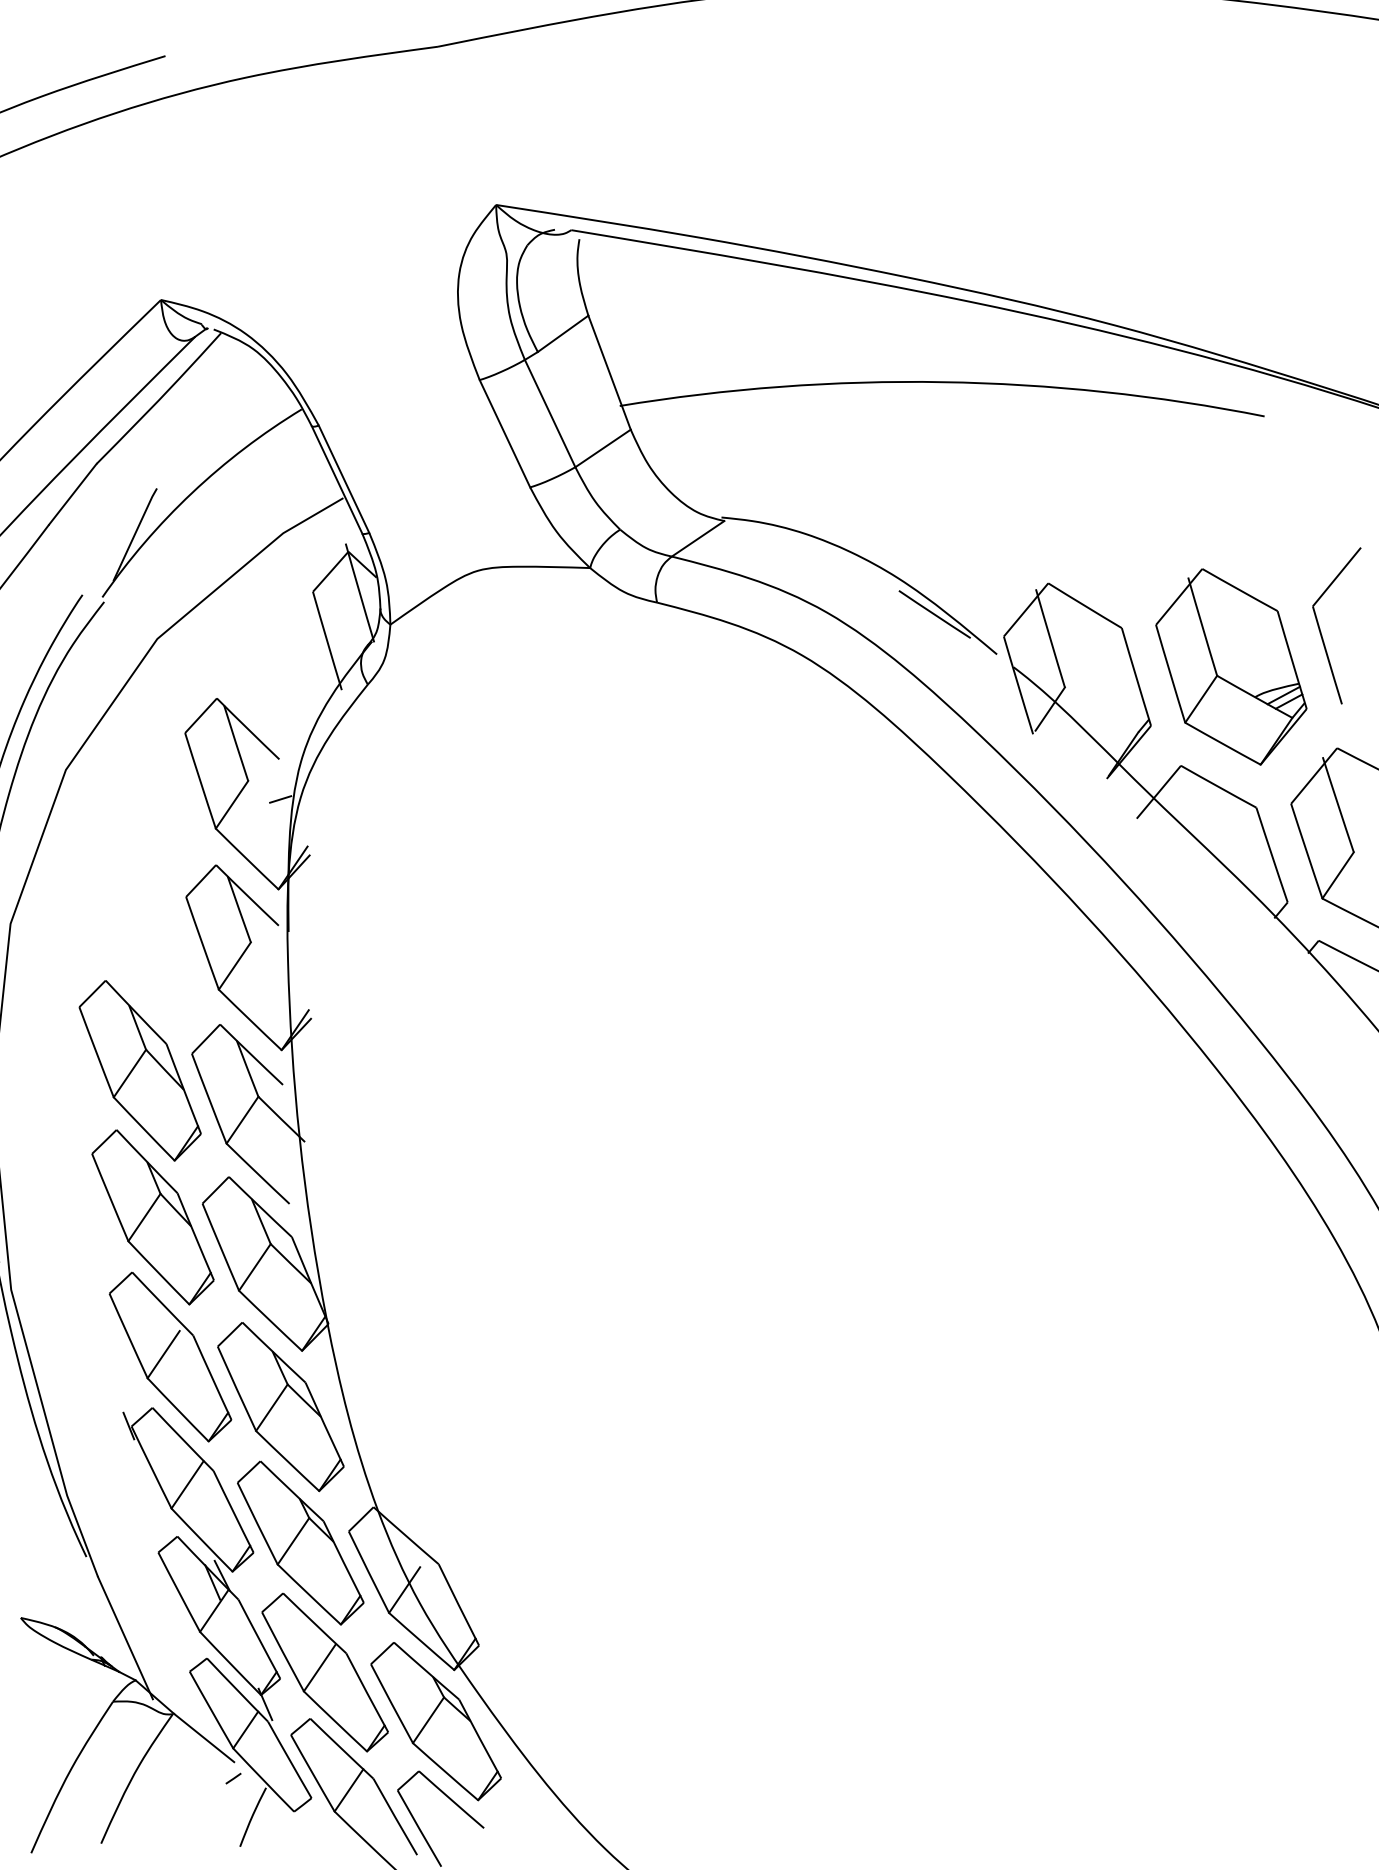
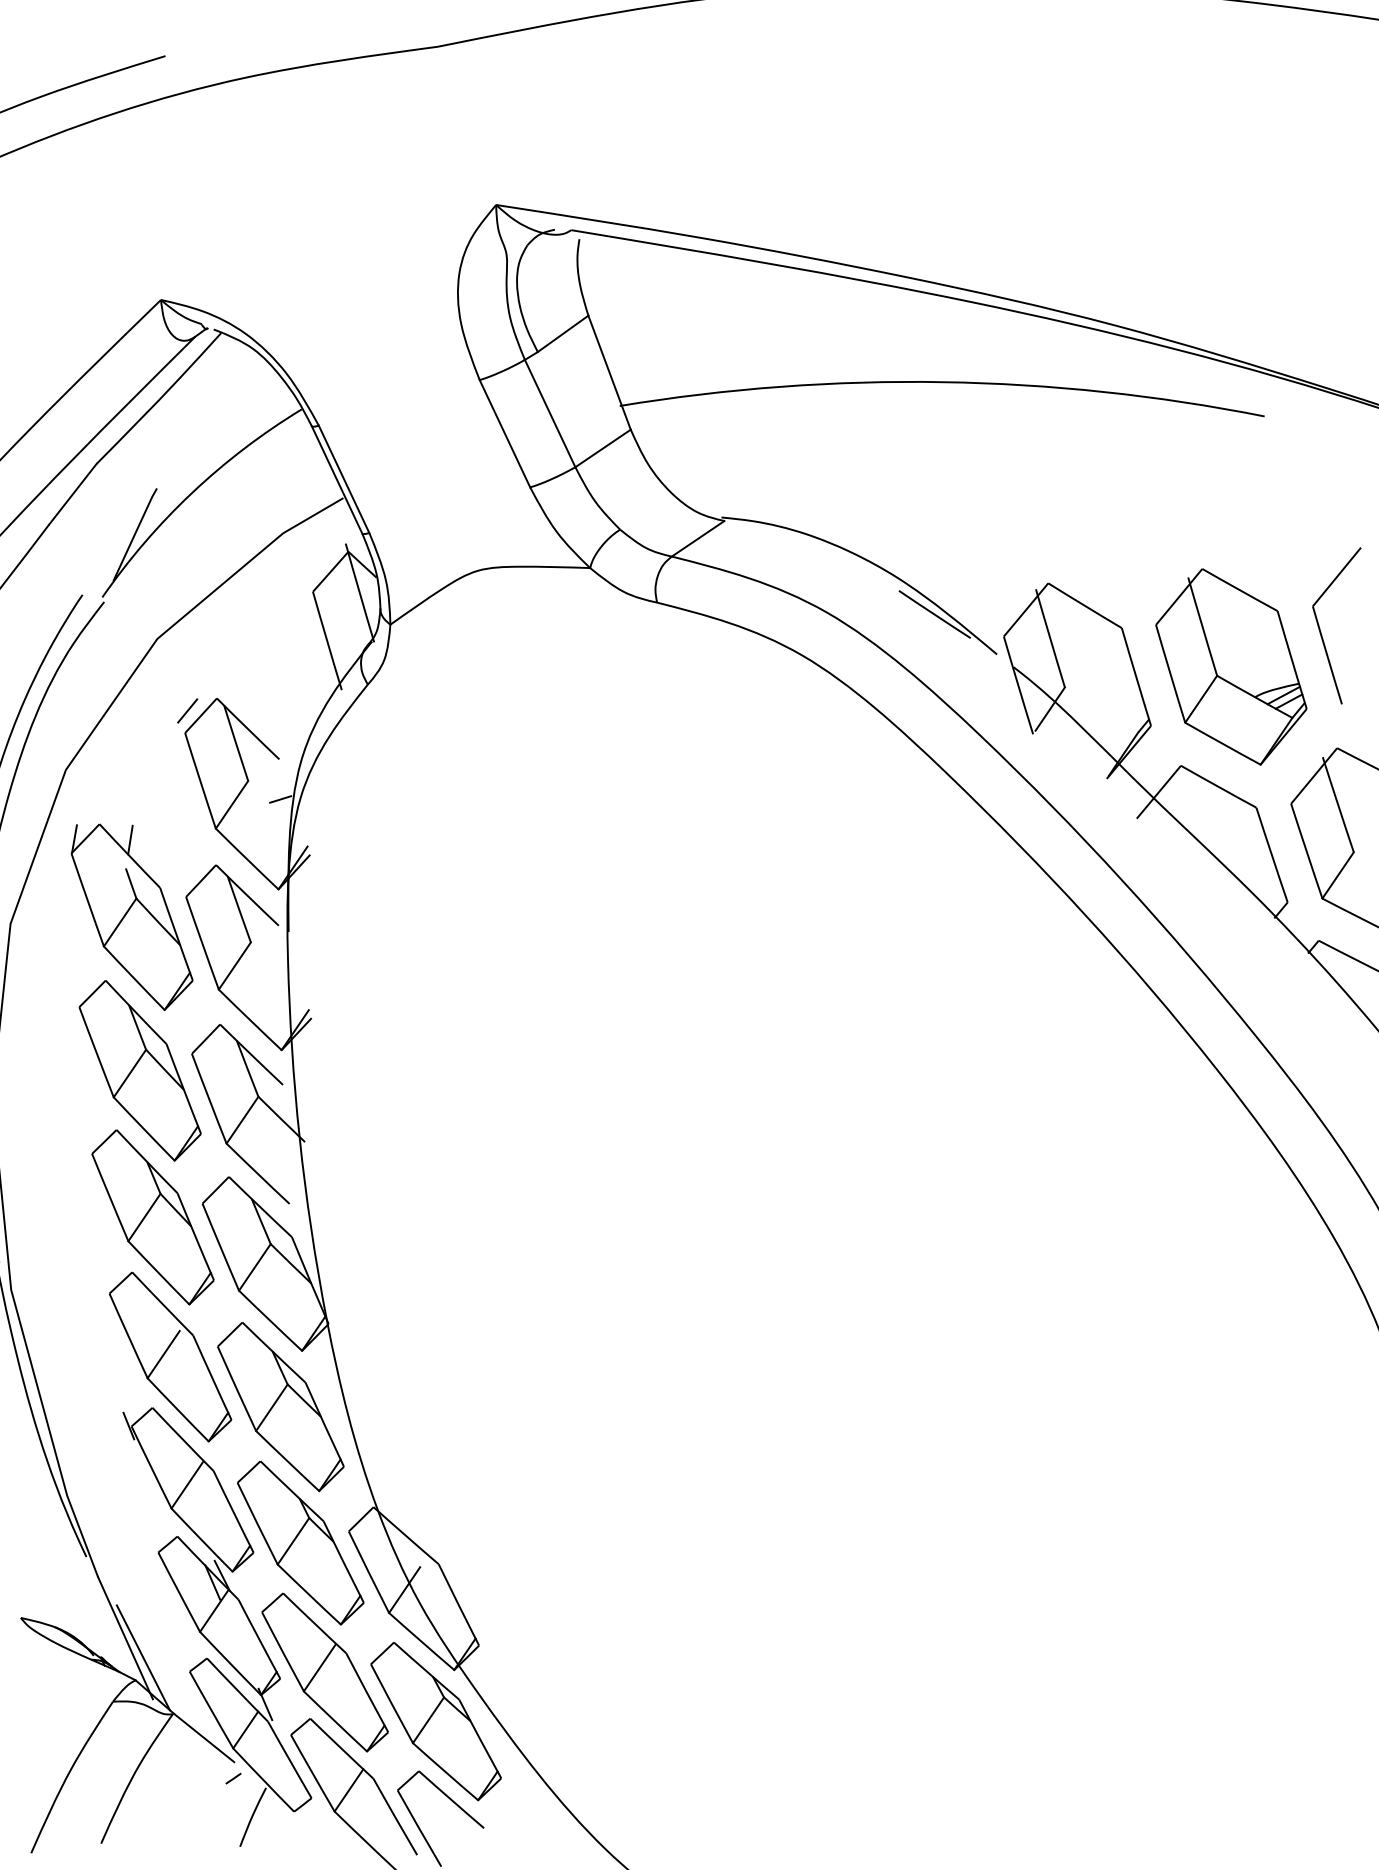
line: none -> present (187, 710)
part: none -> present (131, 916)
line: none -> present (142, 1657)
